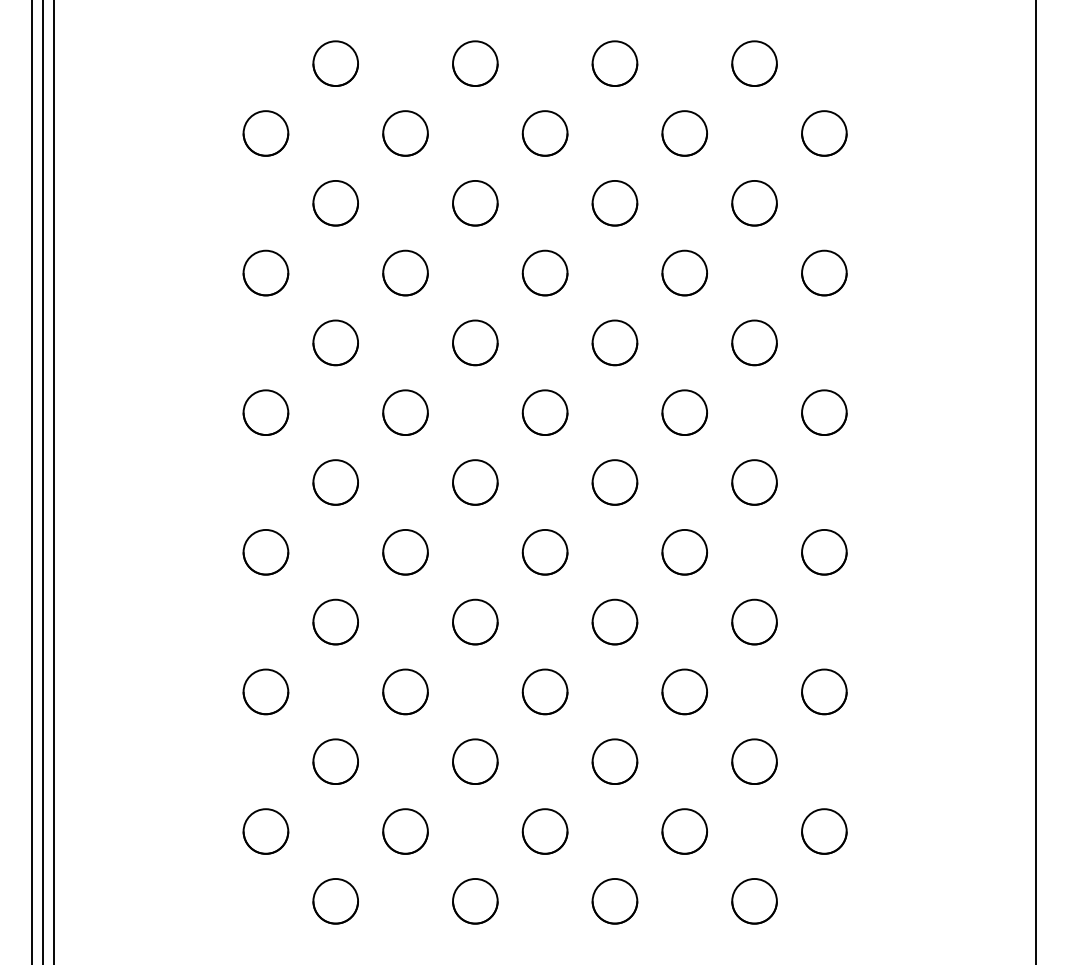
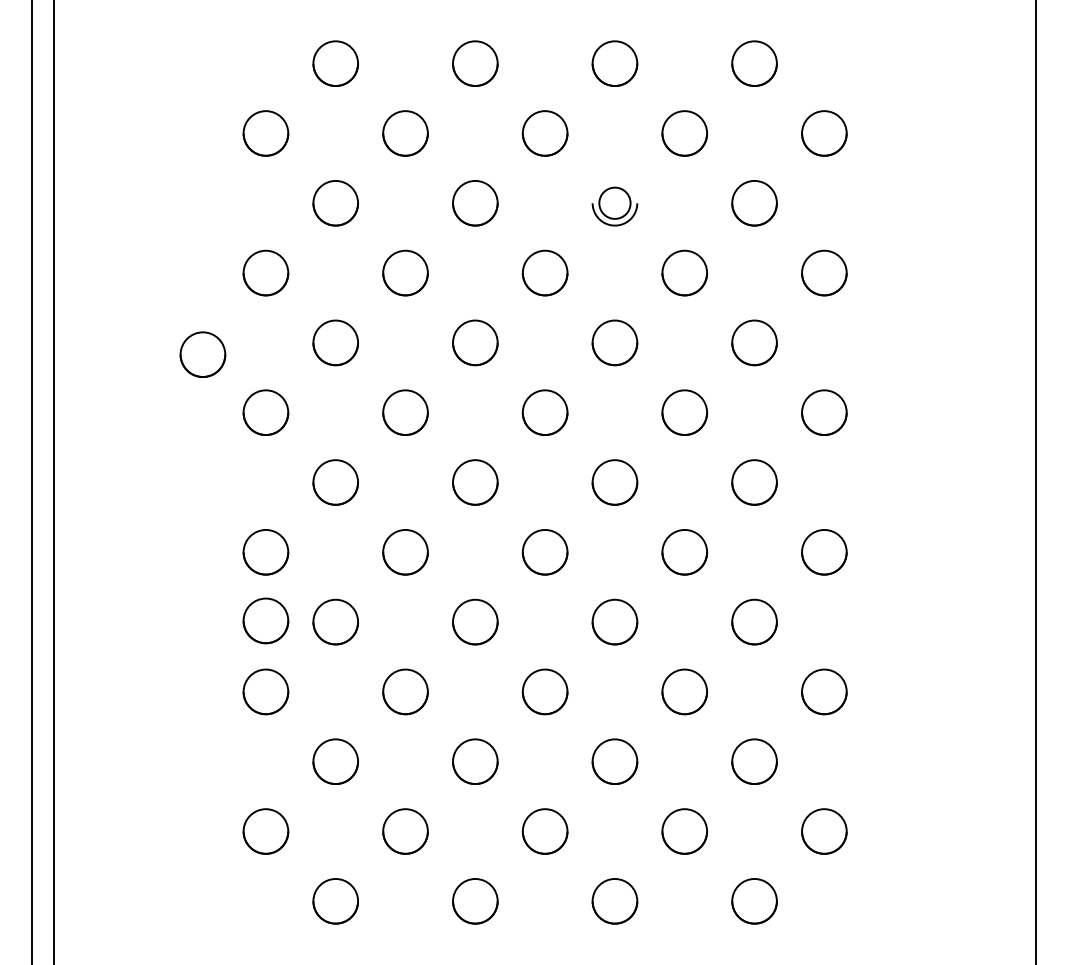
circle diameter: 45 px -> 31 px (614, 202)
part: none -> present (202, 354)
line: present -> none (43, 481)
part: none -> present (265, 620)
